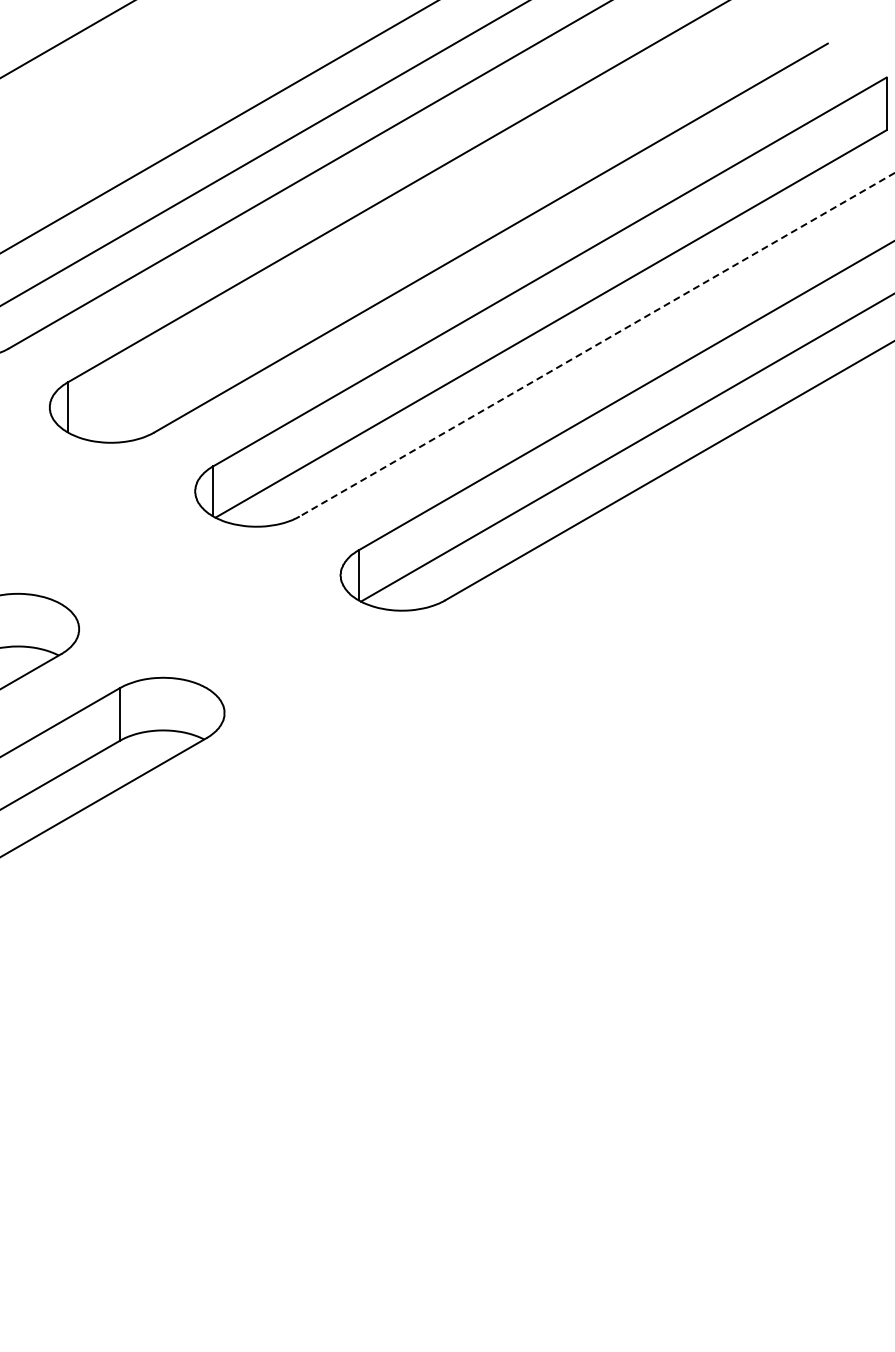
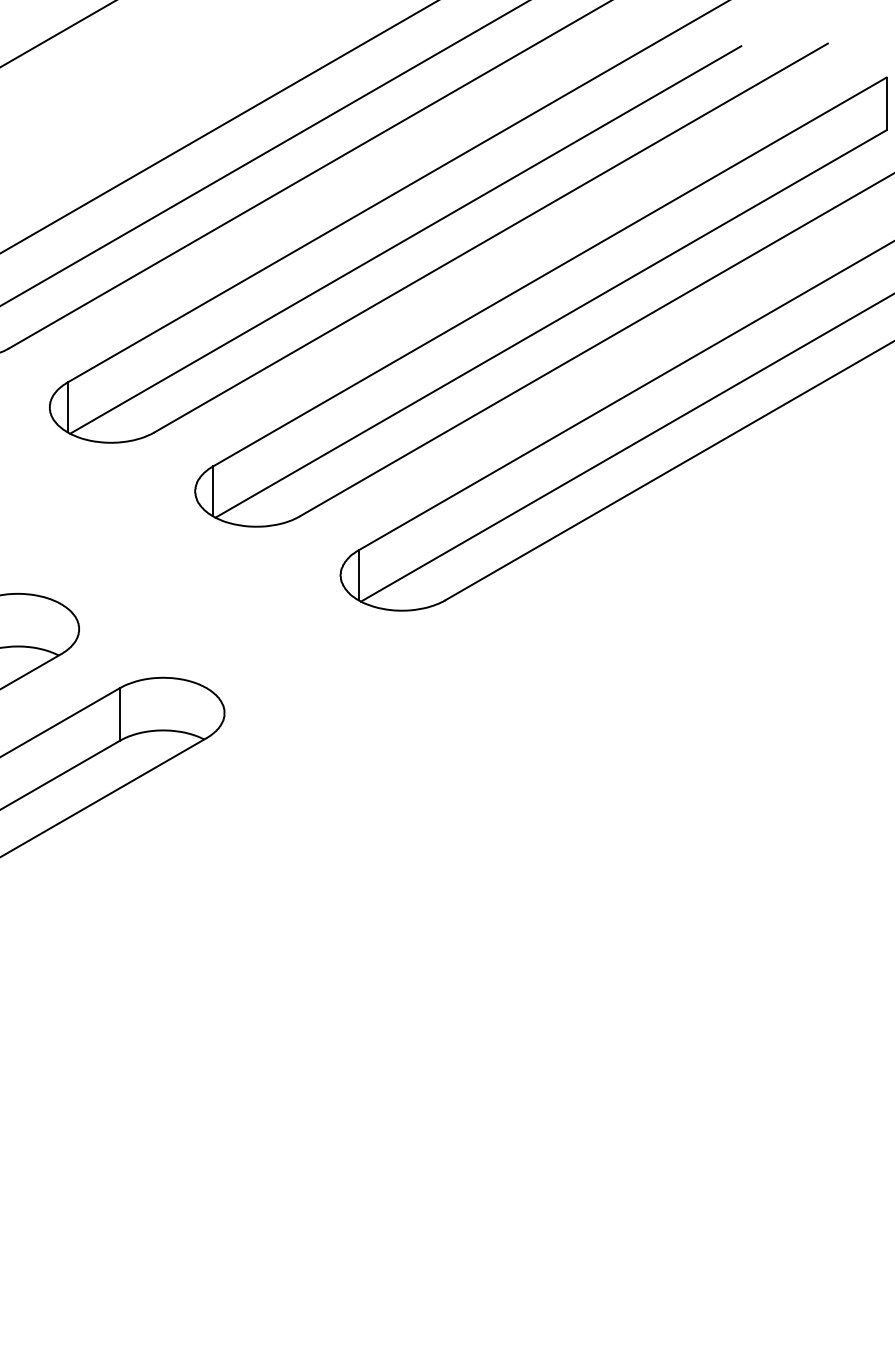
line position: (66, 39) -> (57, 34) (57, 34)
line: none -> present (405, 239)
line: dashed -> solid (596, 344)
